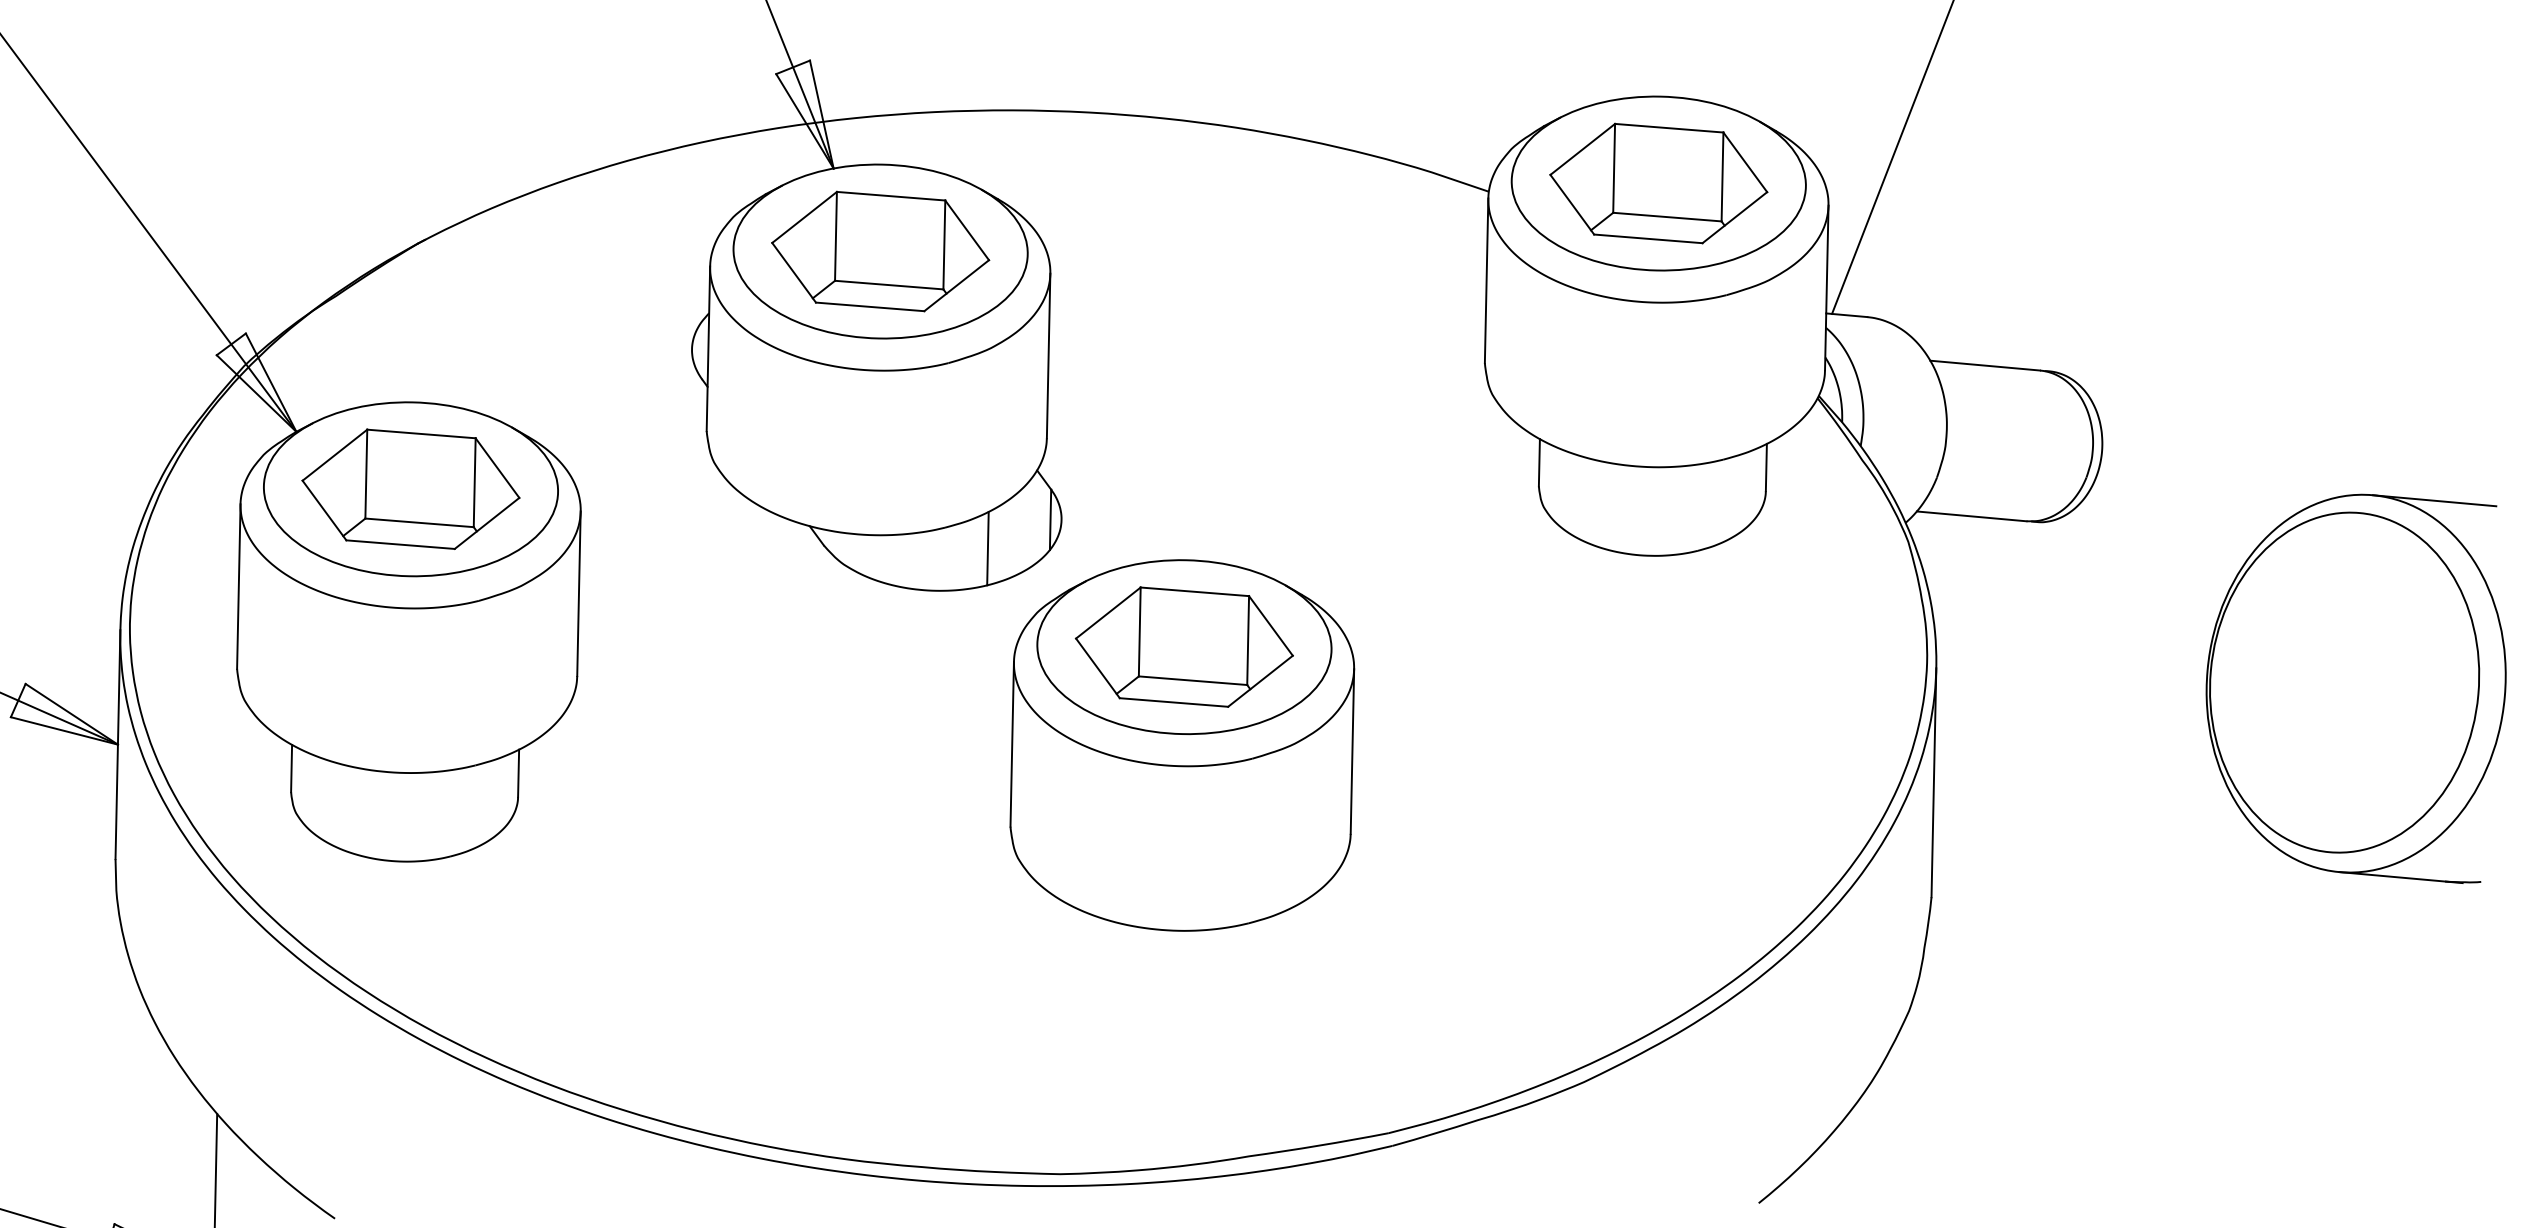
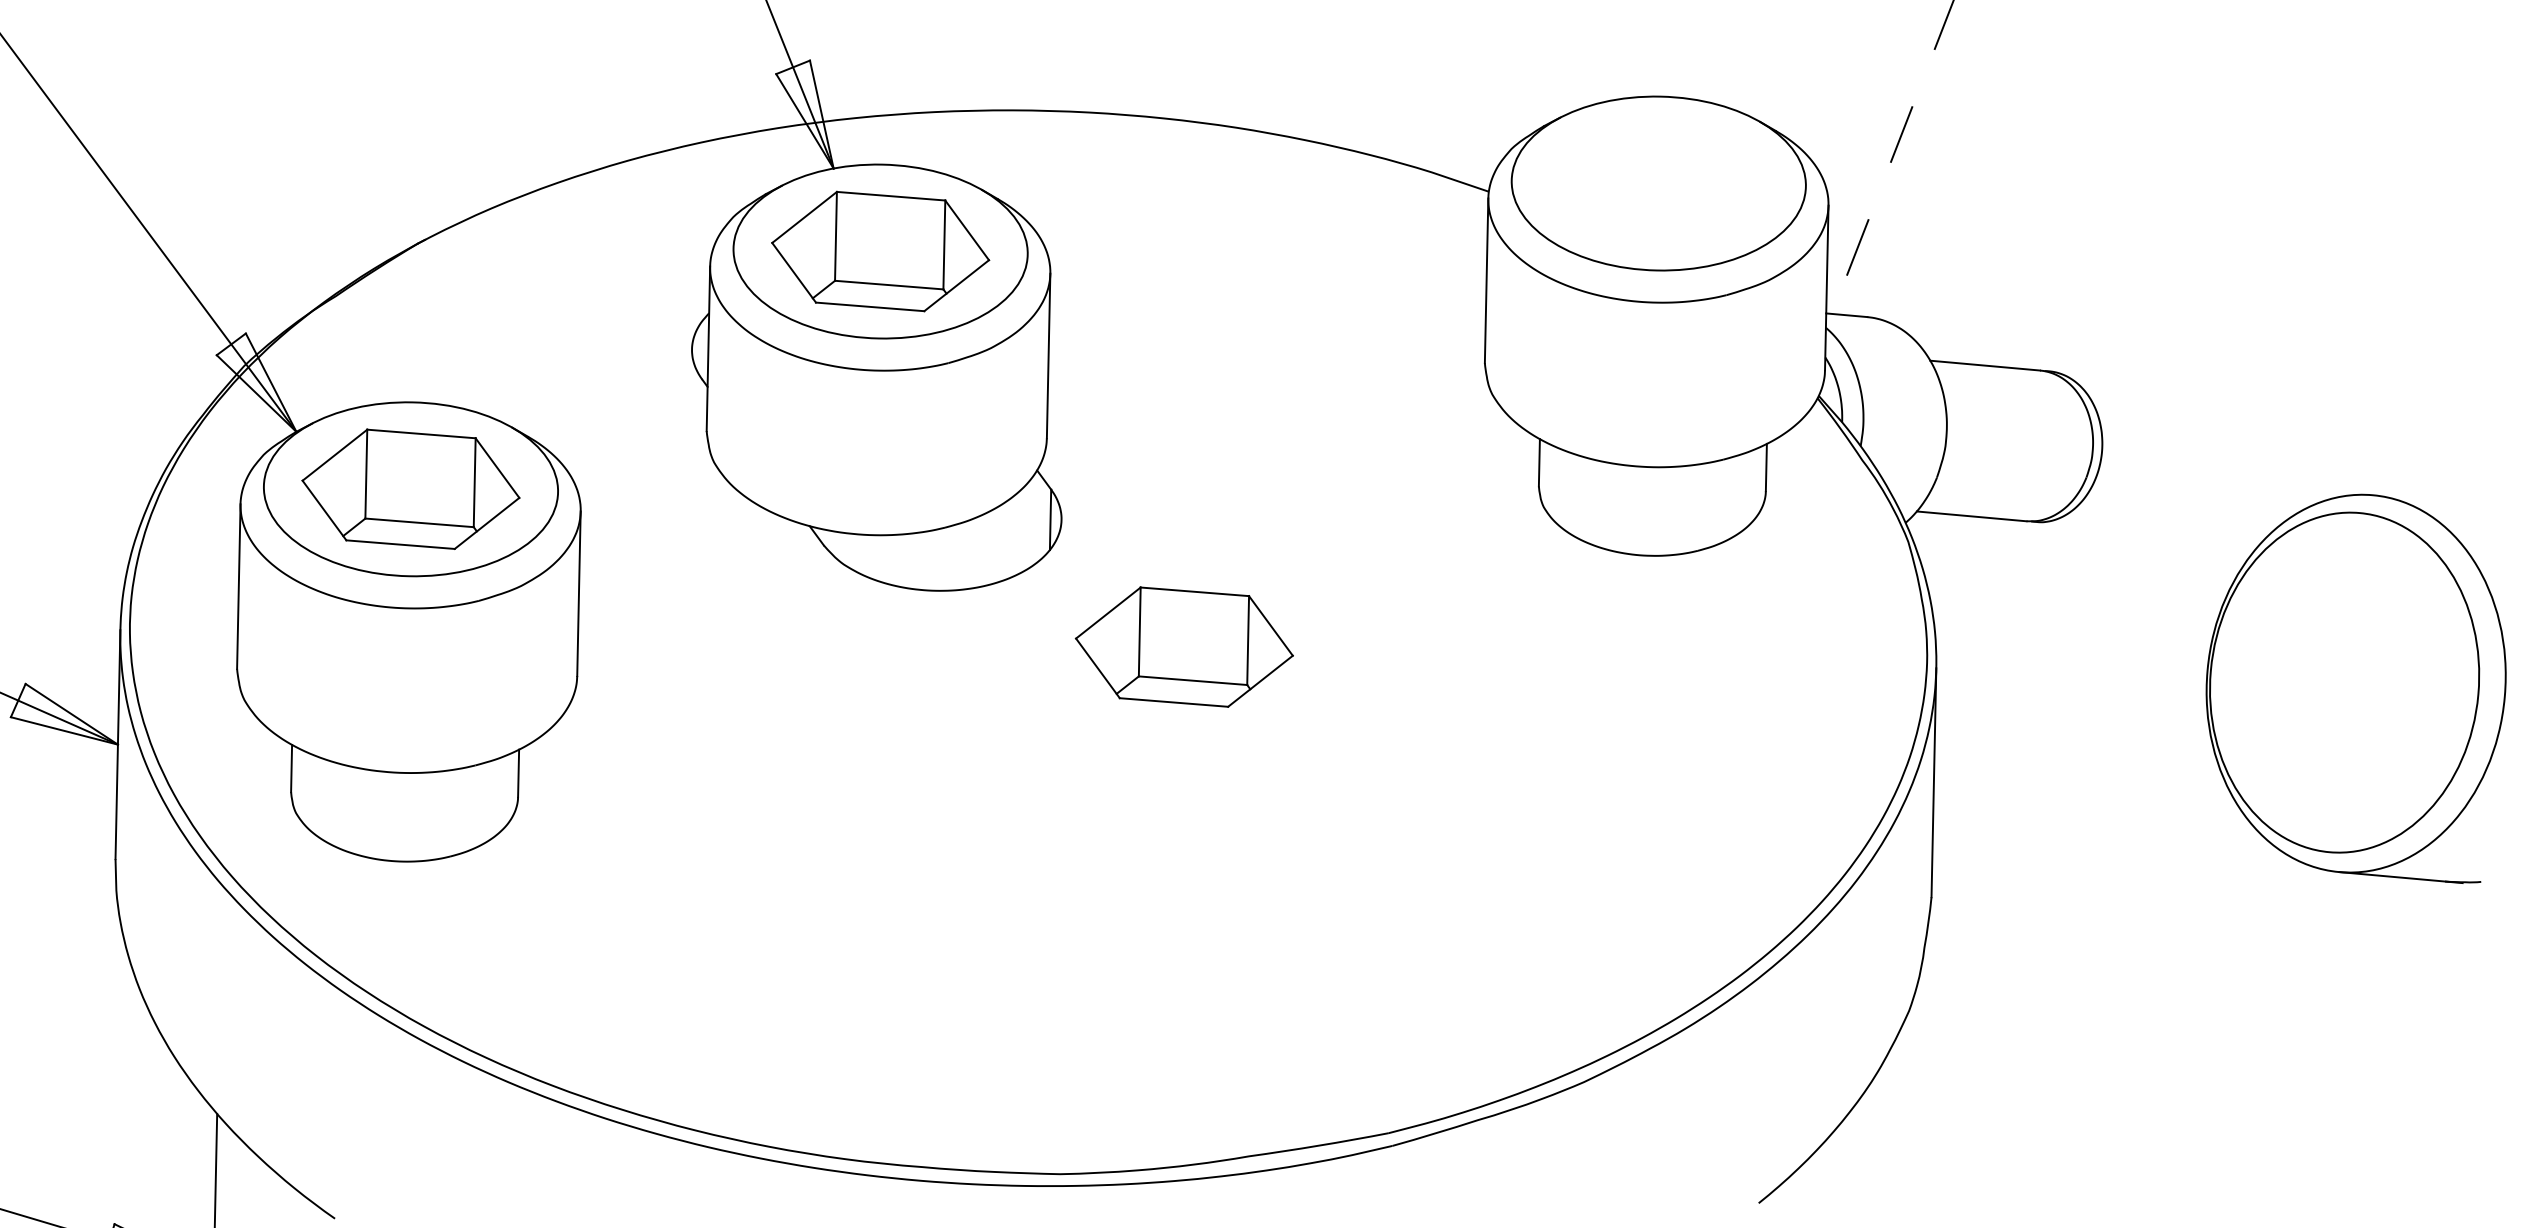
line: solid -> dashed (1892, 157)
part: present -> none (1658, 183)
line: present -> none (2434, 500)
line: present -> none (987, 548)
part: present -> none (1182, 745)
